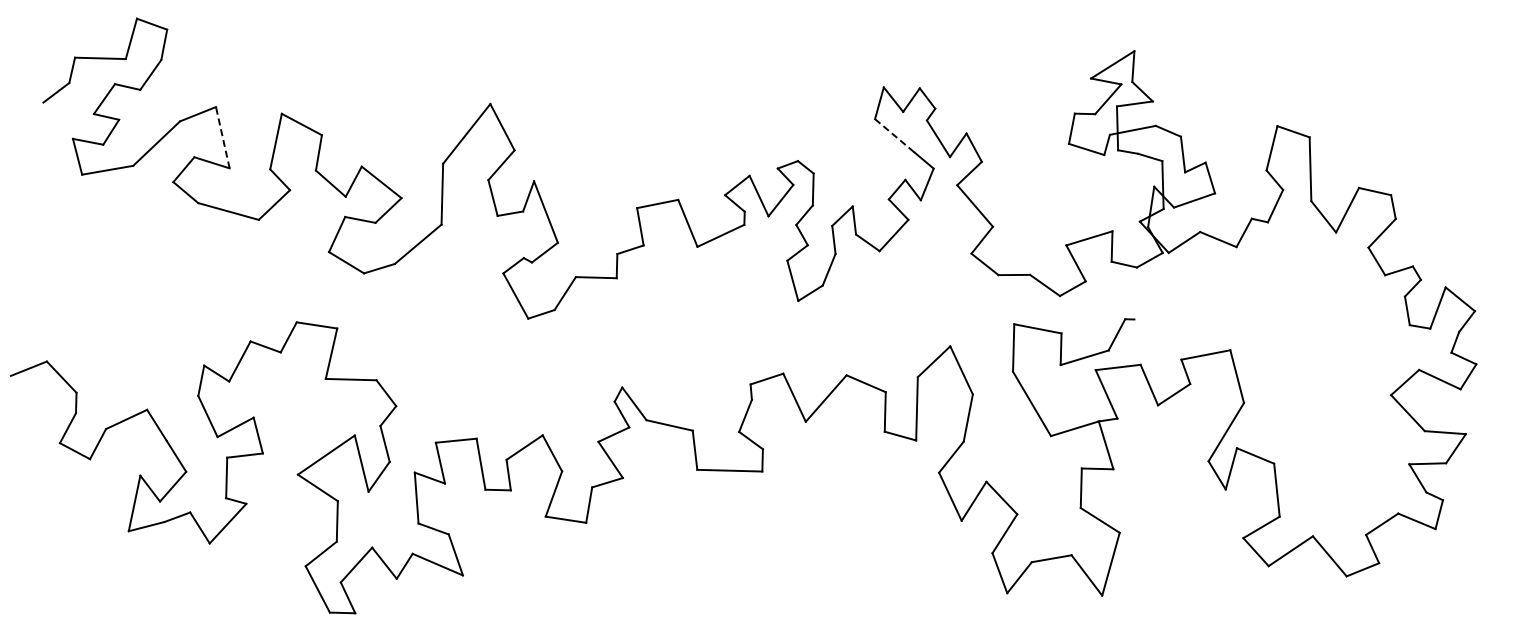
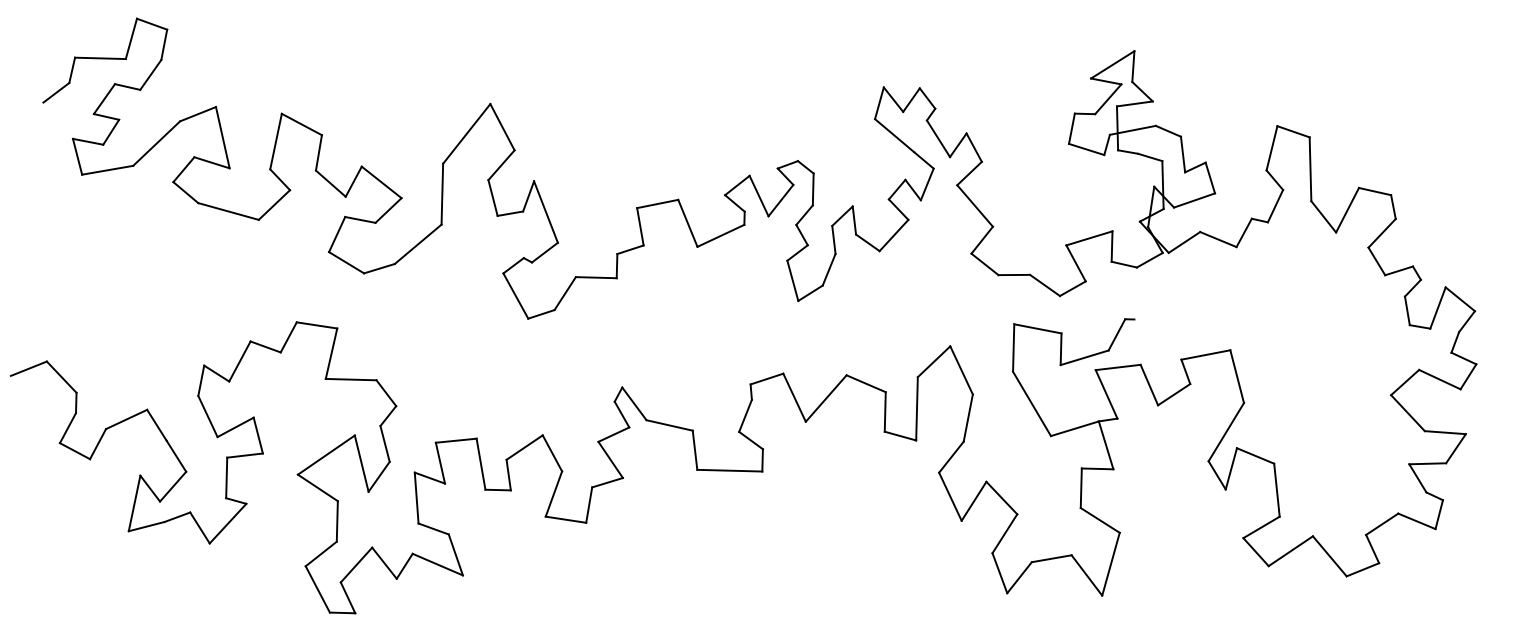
line: dashed -> solid (894, 135)
line: dashed -> solid (222, 137)
